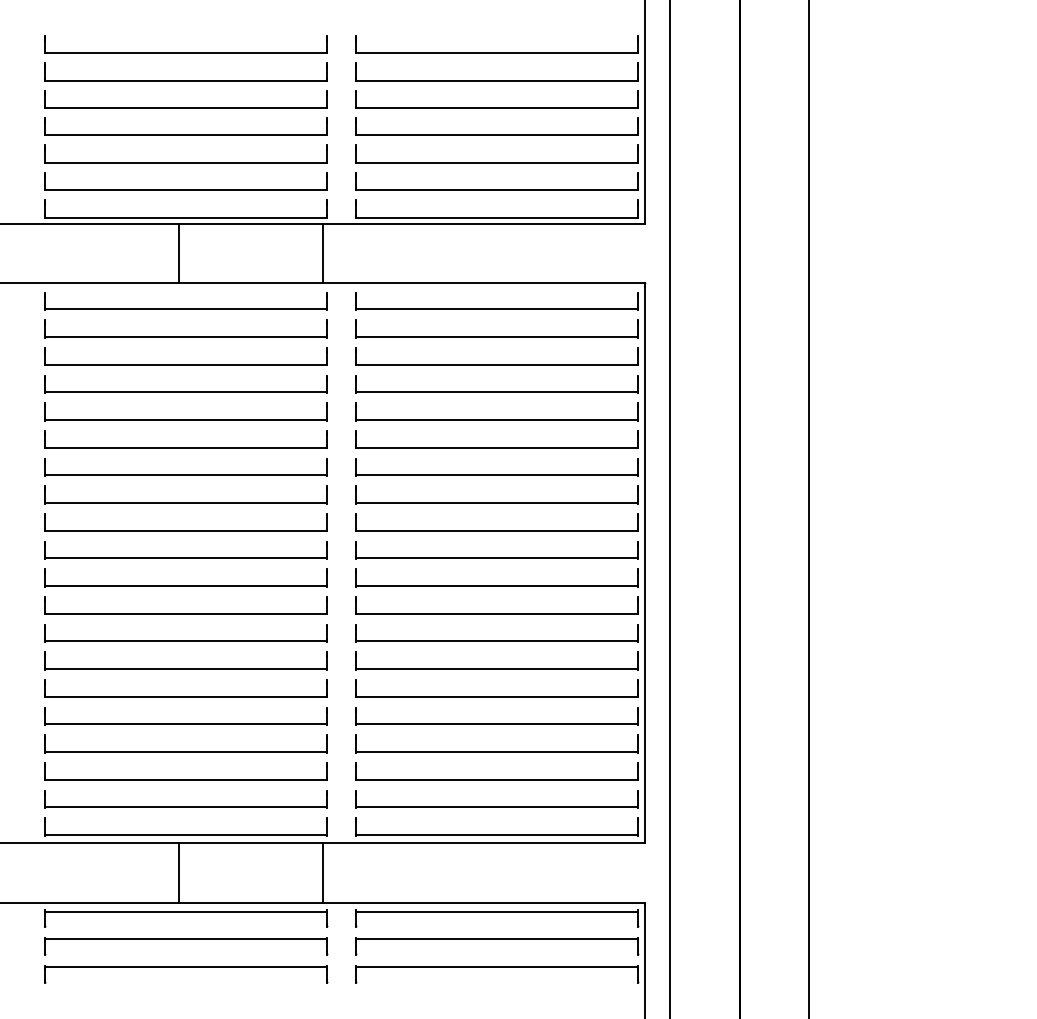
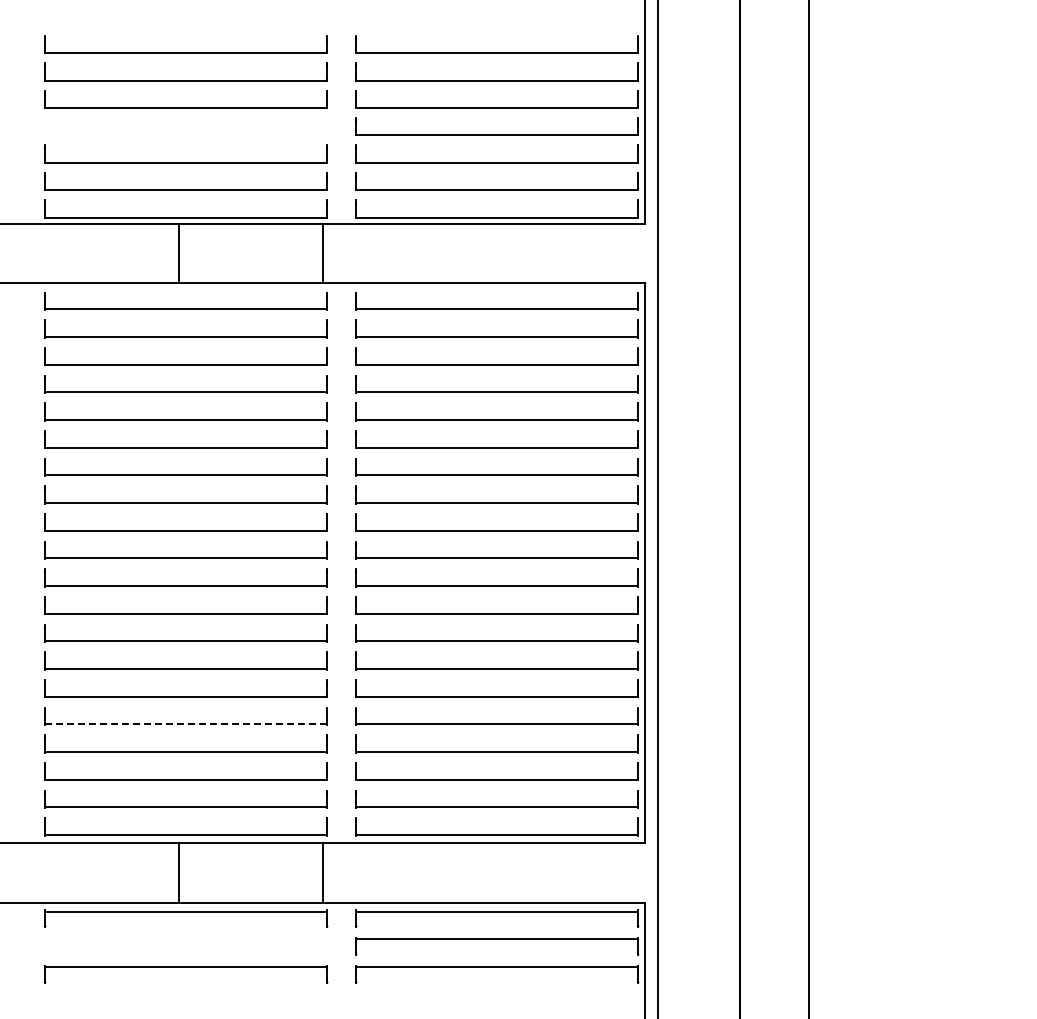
part: present -> none (185, 134)
line position: (670, 508) -> (658, 508) (658, 508)
line: solid -> dashed (186, 724)
part: present -> none (186, 939)
